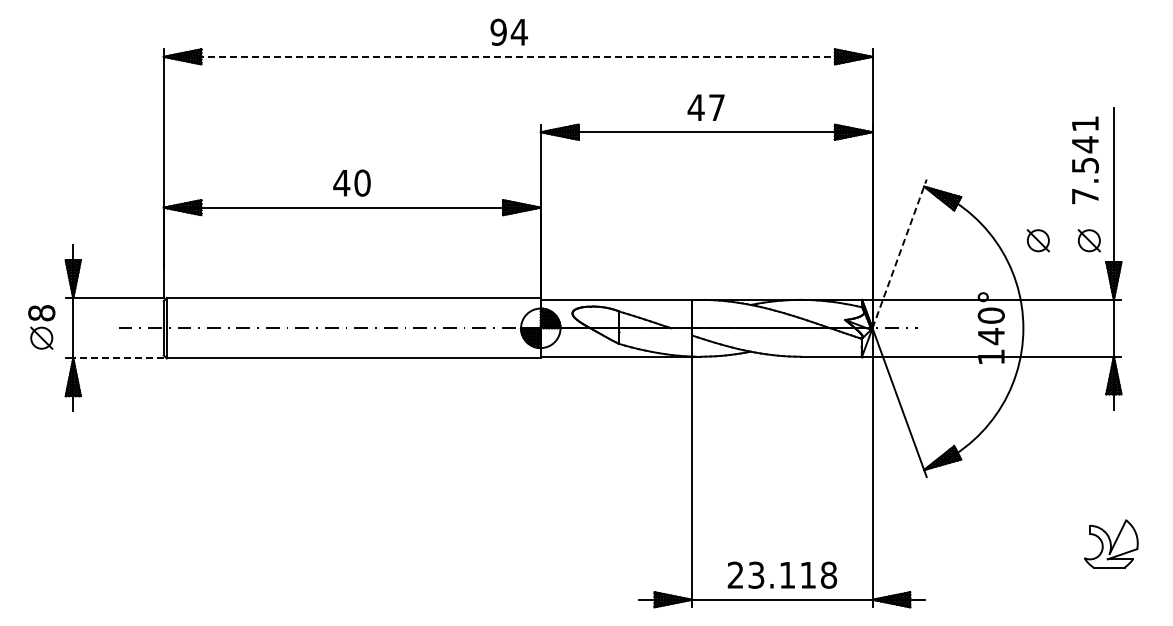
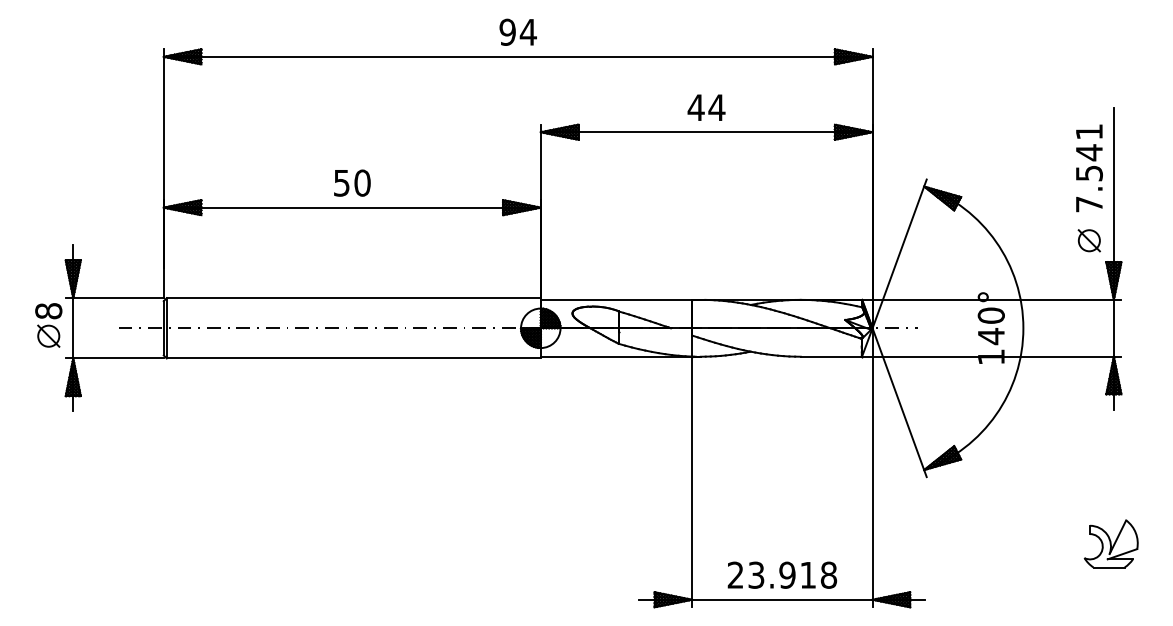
text position: (508, 31) -> (517, 31) (517, 31)
line: dashed -> solid (518, 56)
text: 47 -> 44 (716, 107)
text position: (1085, 160) -> (1089, 168) (1089, 168)
text: 40 -> 50 (341, 183)
part: present -> none (1037, 240)
line: dashed -> solid (899, 253)
part position: (41, 327) -> (48, 325) (48, 325)
line: dashed -> solid (118, 358)
text: 23.118 -> 23.918 (787, 574)
